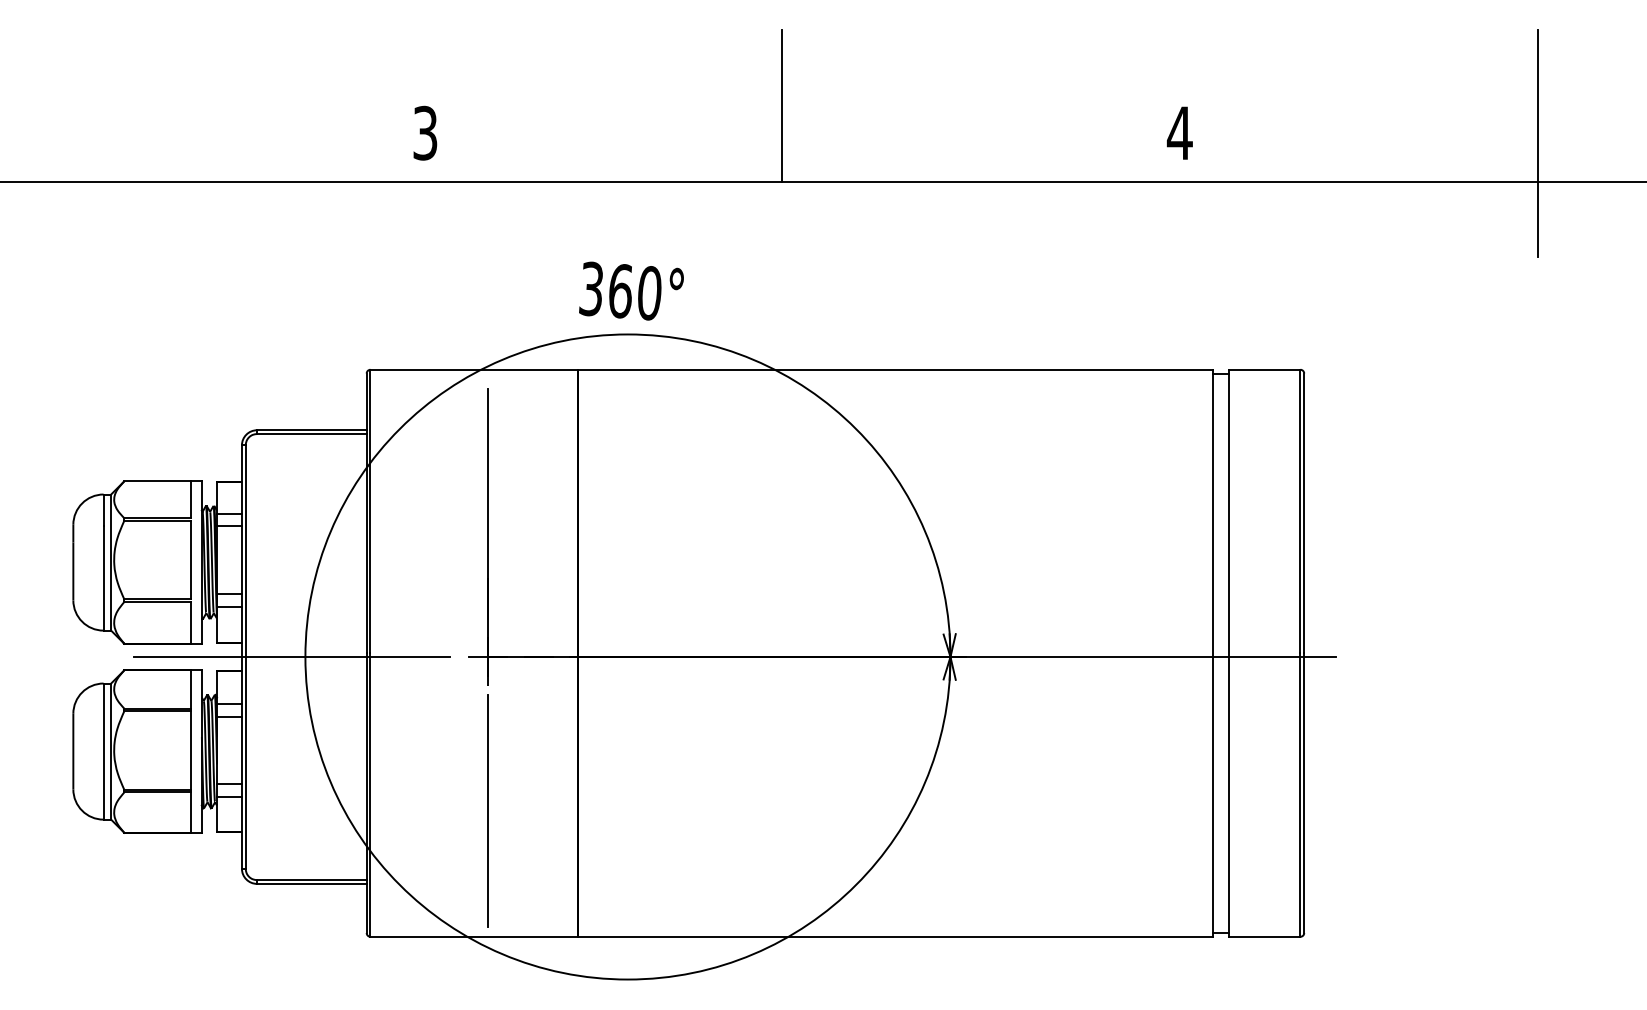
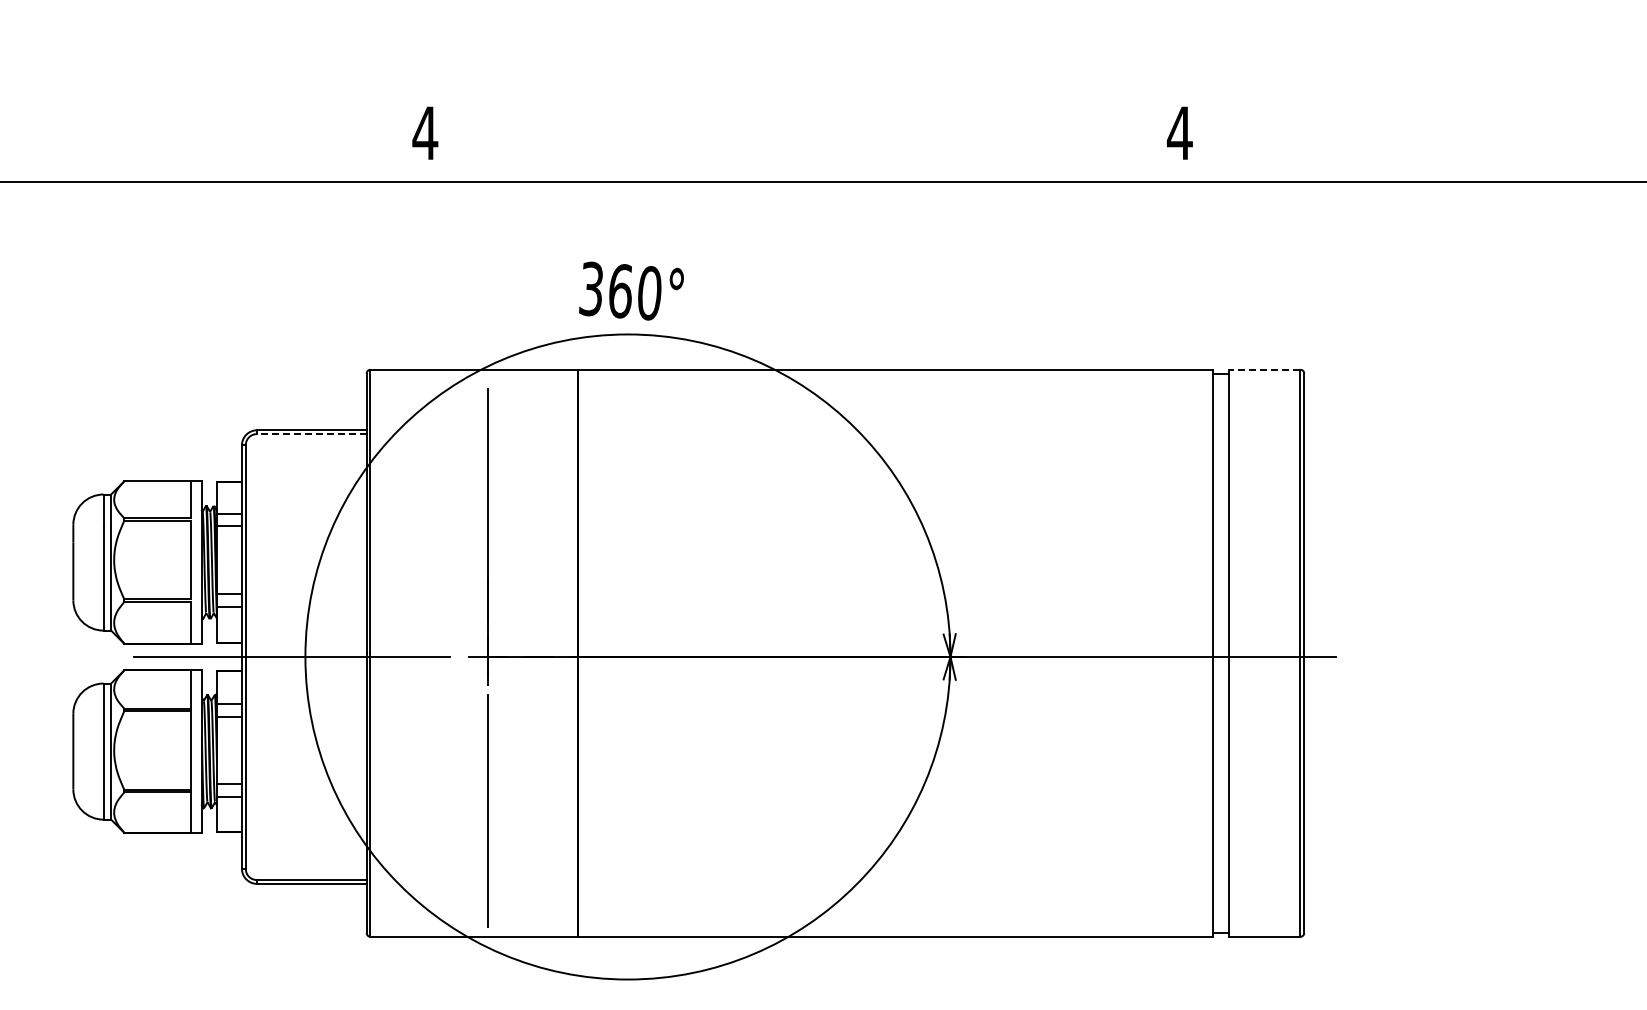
line: present -> none (781, 105)
text: 3 -> 4 (425, 132)
line: present -> none (1537, 143)
line: solid -> dashed (1264, 369)
line: solid -> dashed (311, 434)
